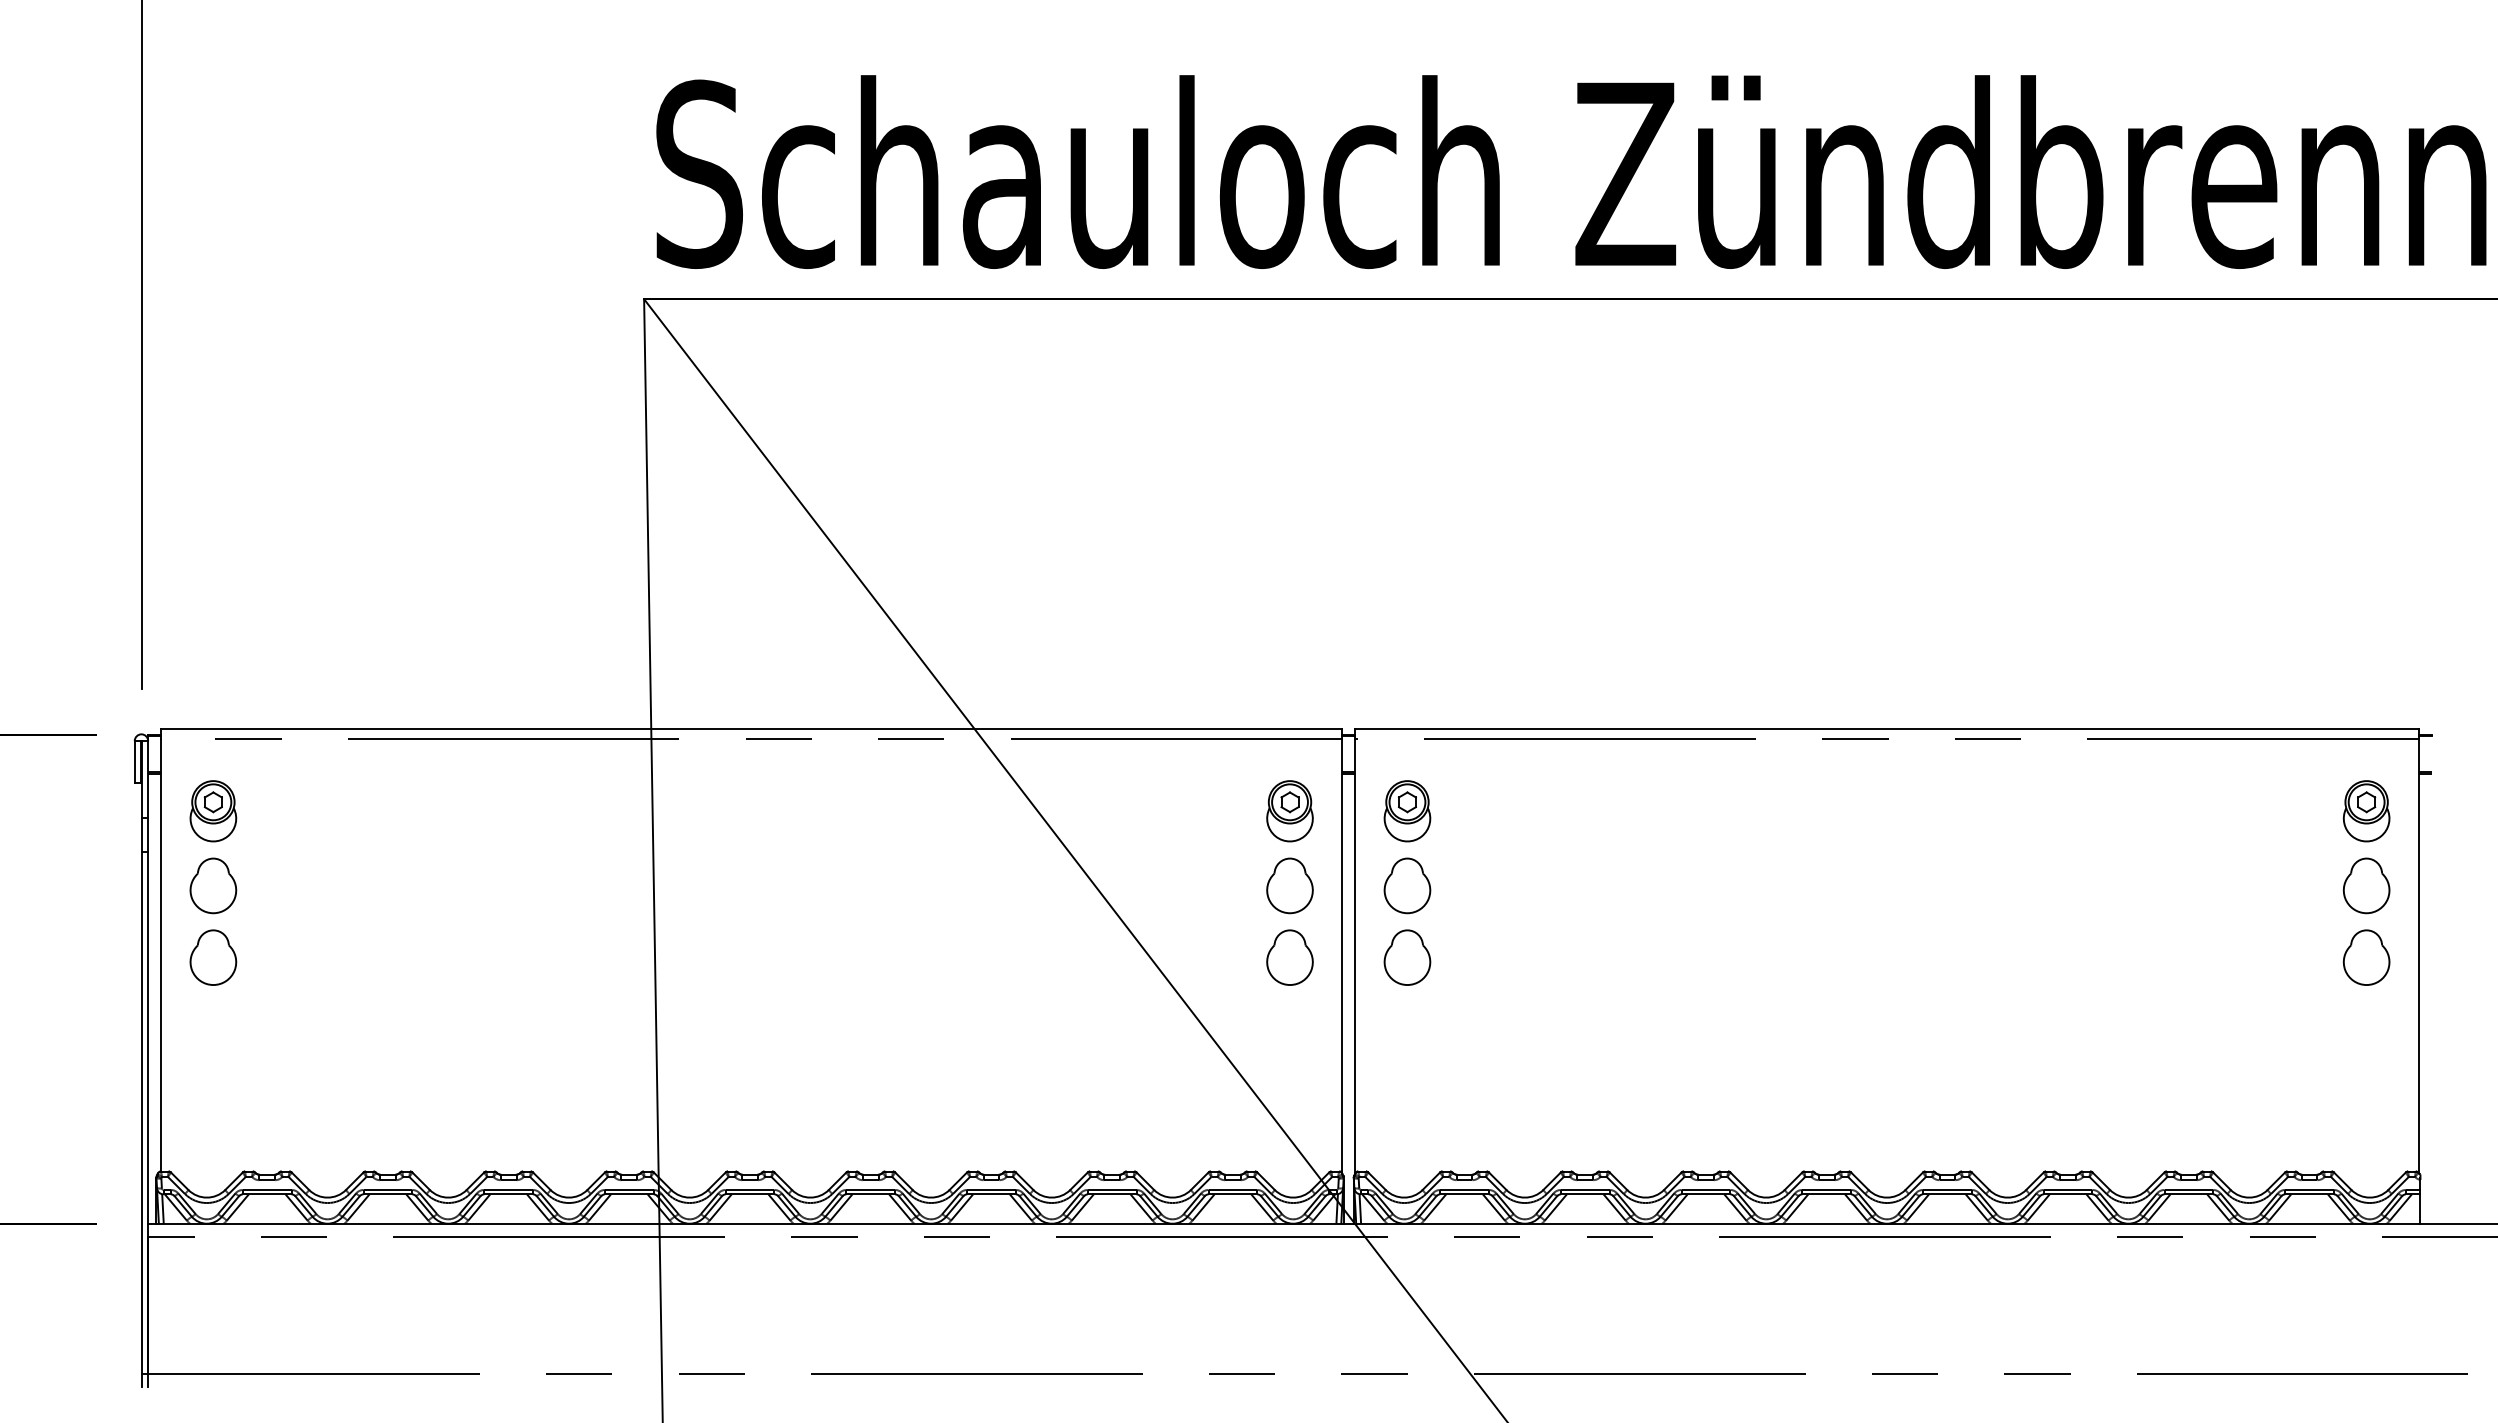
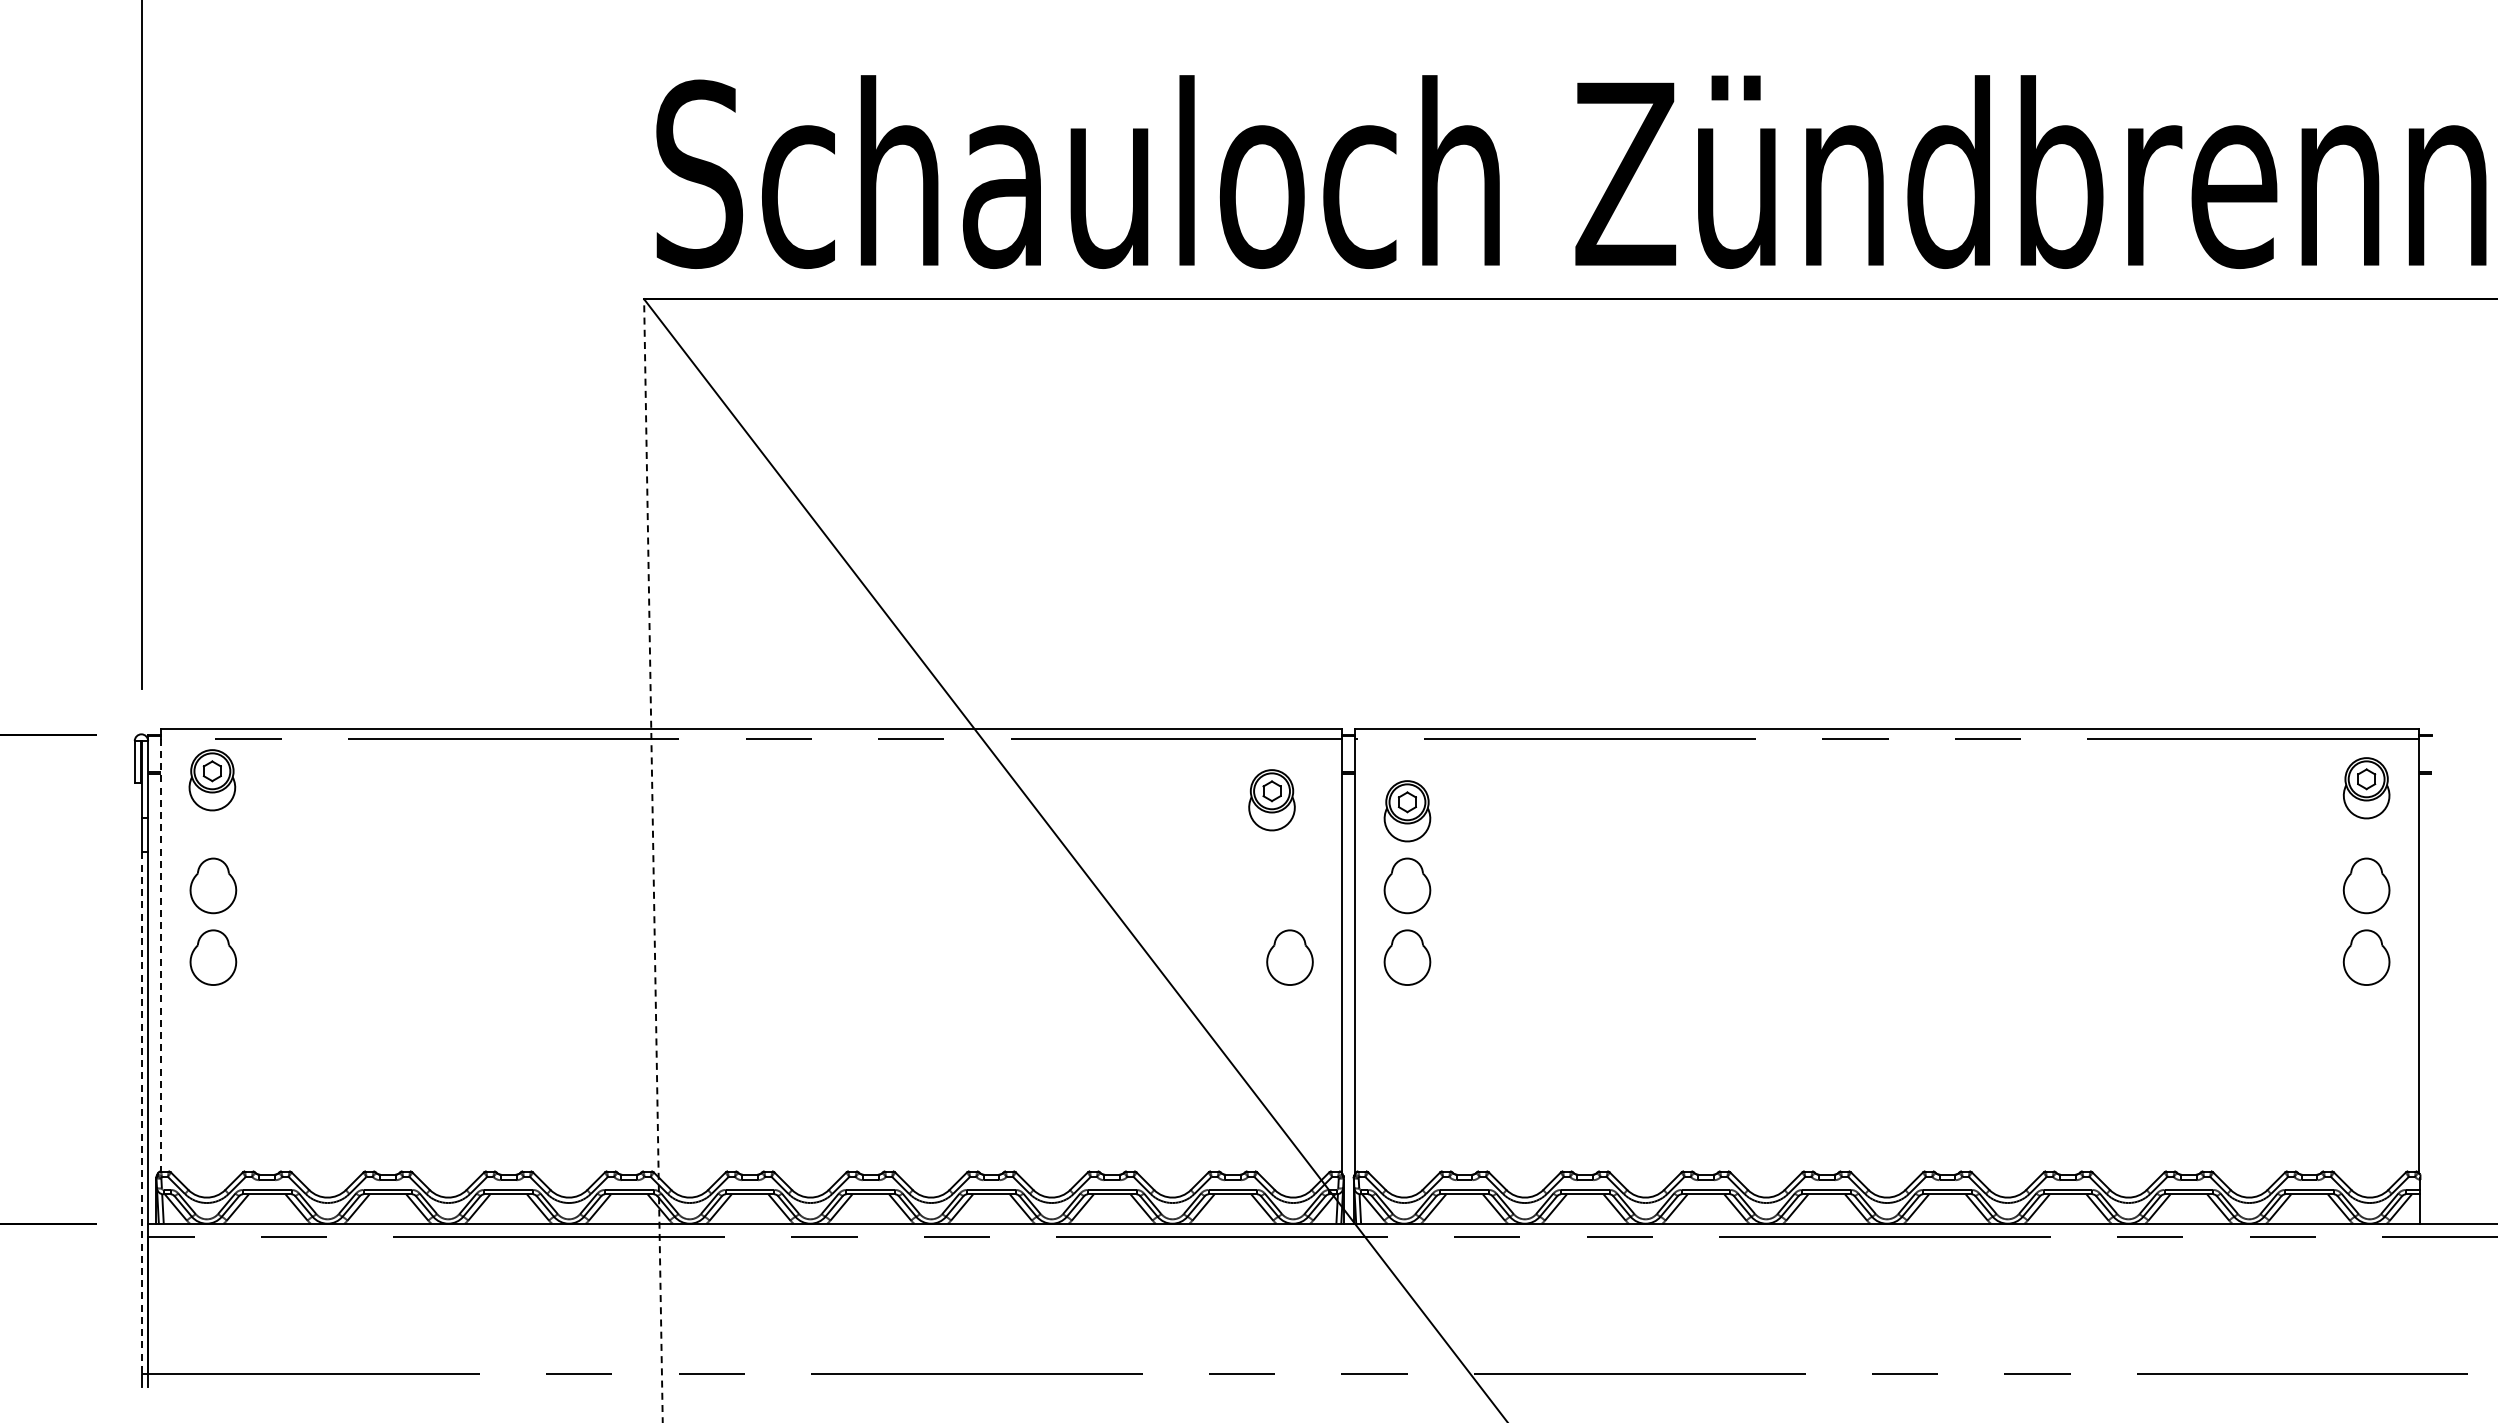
part position: (213, 811) -> (212, 780) (212, 780)
part position: (1289, 811) -> (1271, 800) (1271, 800)
part position: (2366, 811) -> (2366, 788) (2366, 788)
line: solid -> dashed (653, 860)
part: present -> none (1289, 885)
line: solid -> dashed (161, 955)
line: solid -> dashed (141, 1113)
